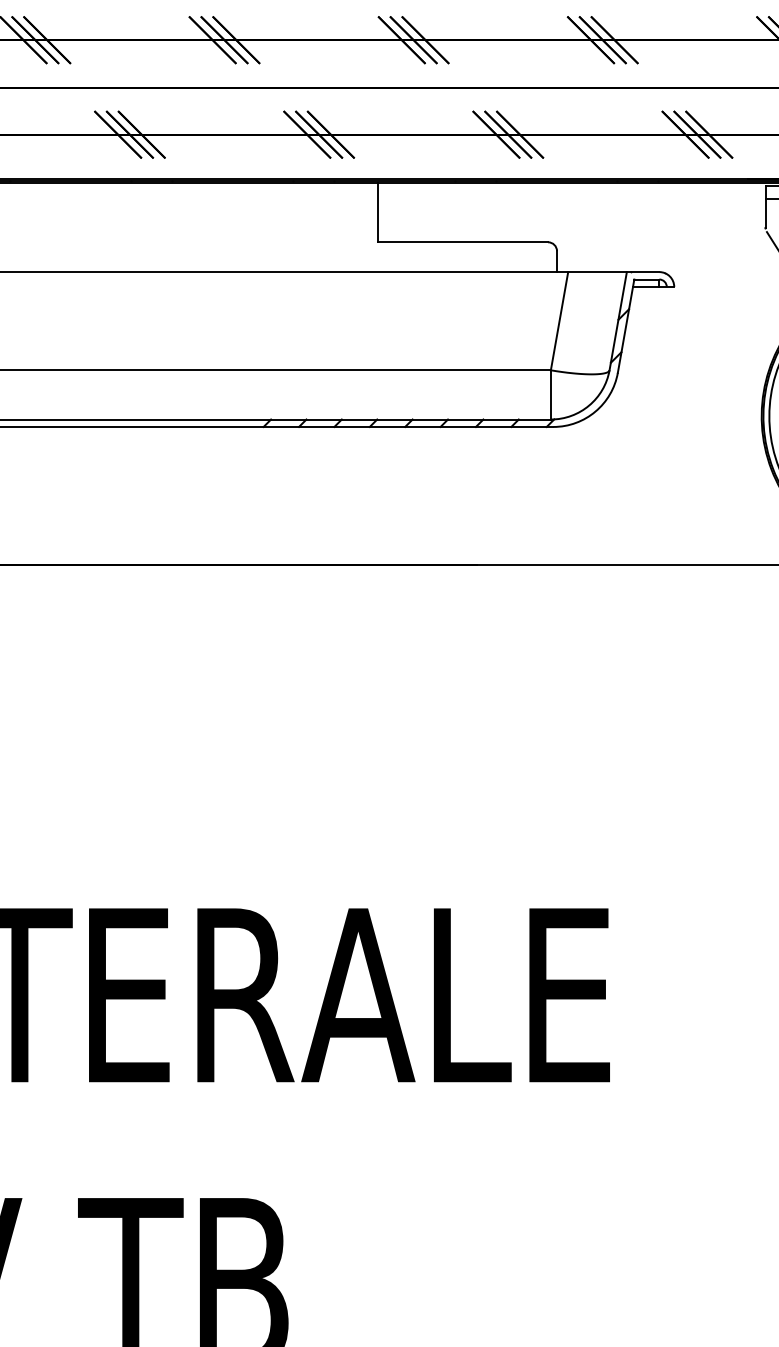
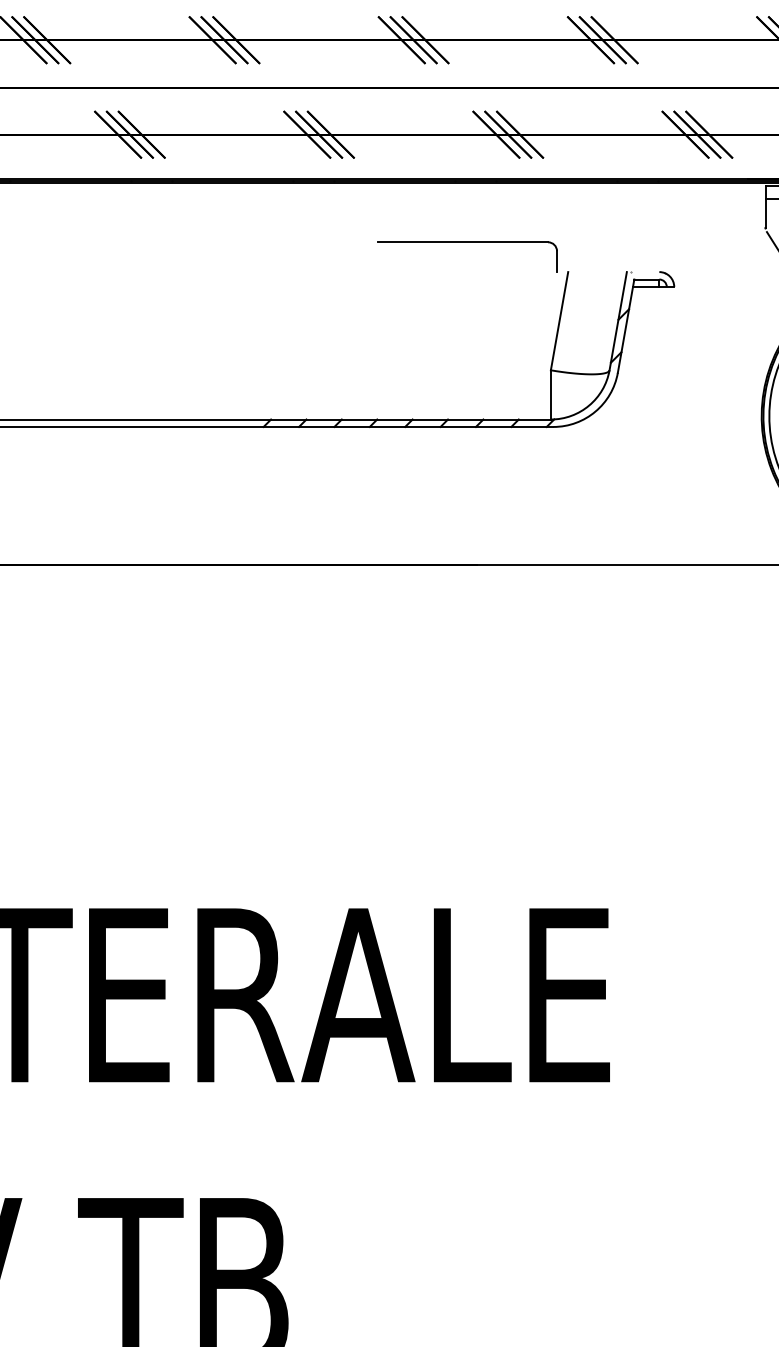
line: present -> none (378, 212)
line: present -> none (330, 272)
line: present -> none (276, 370)
